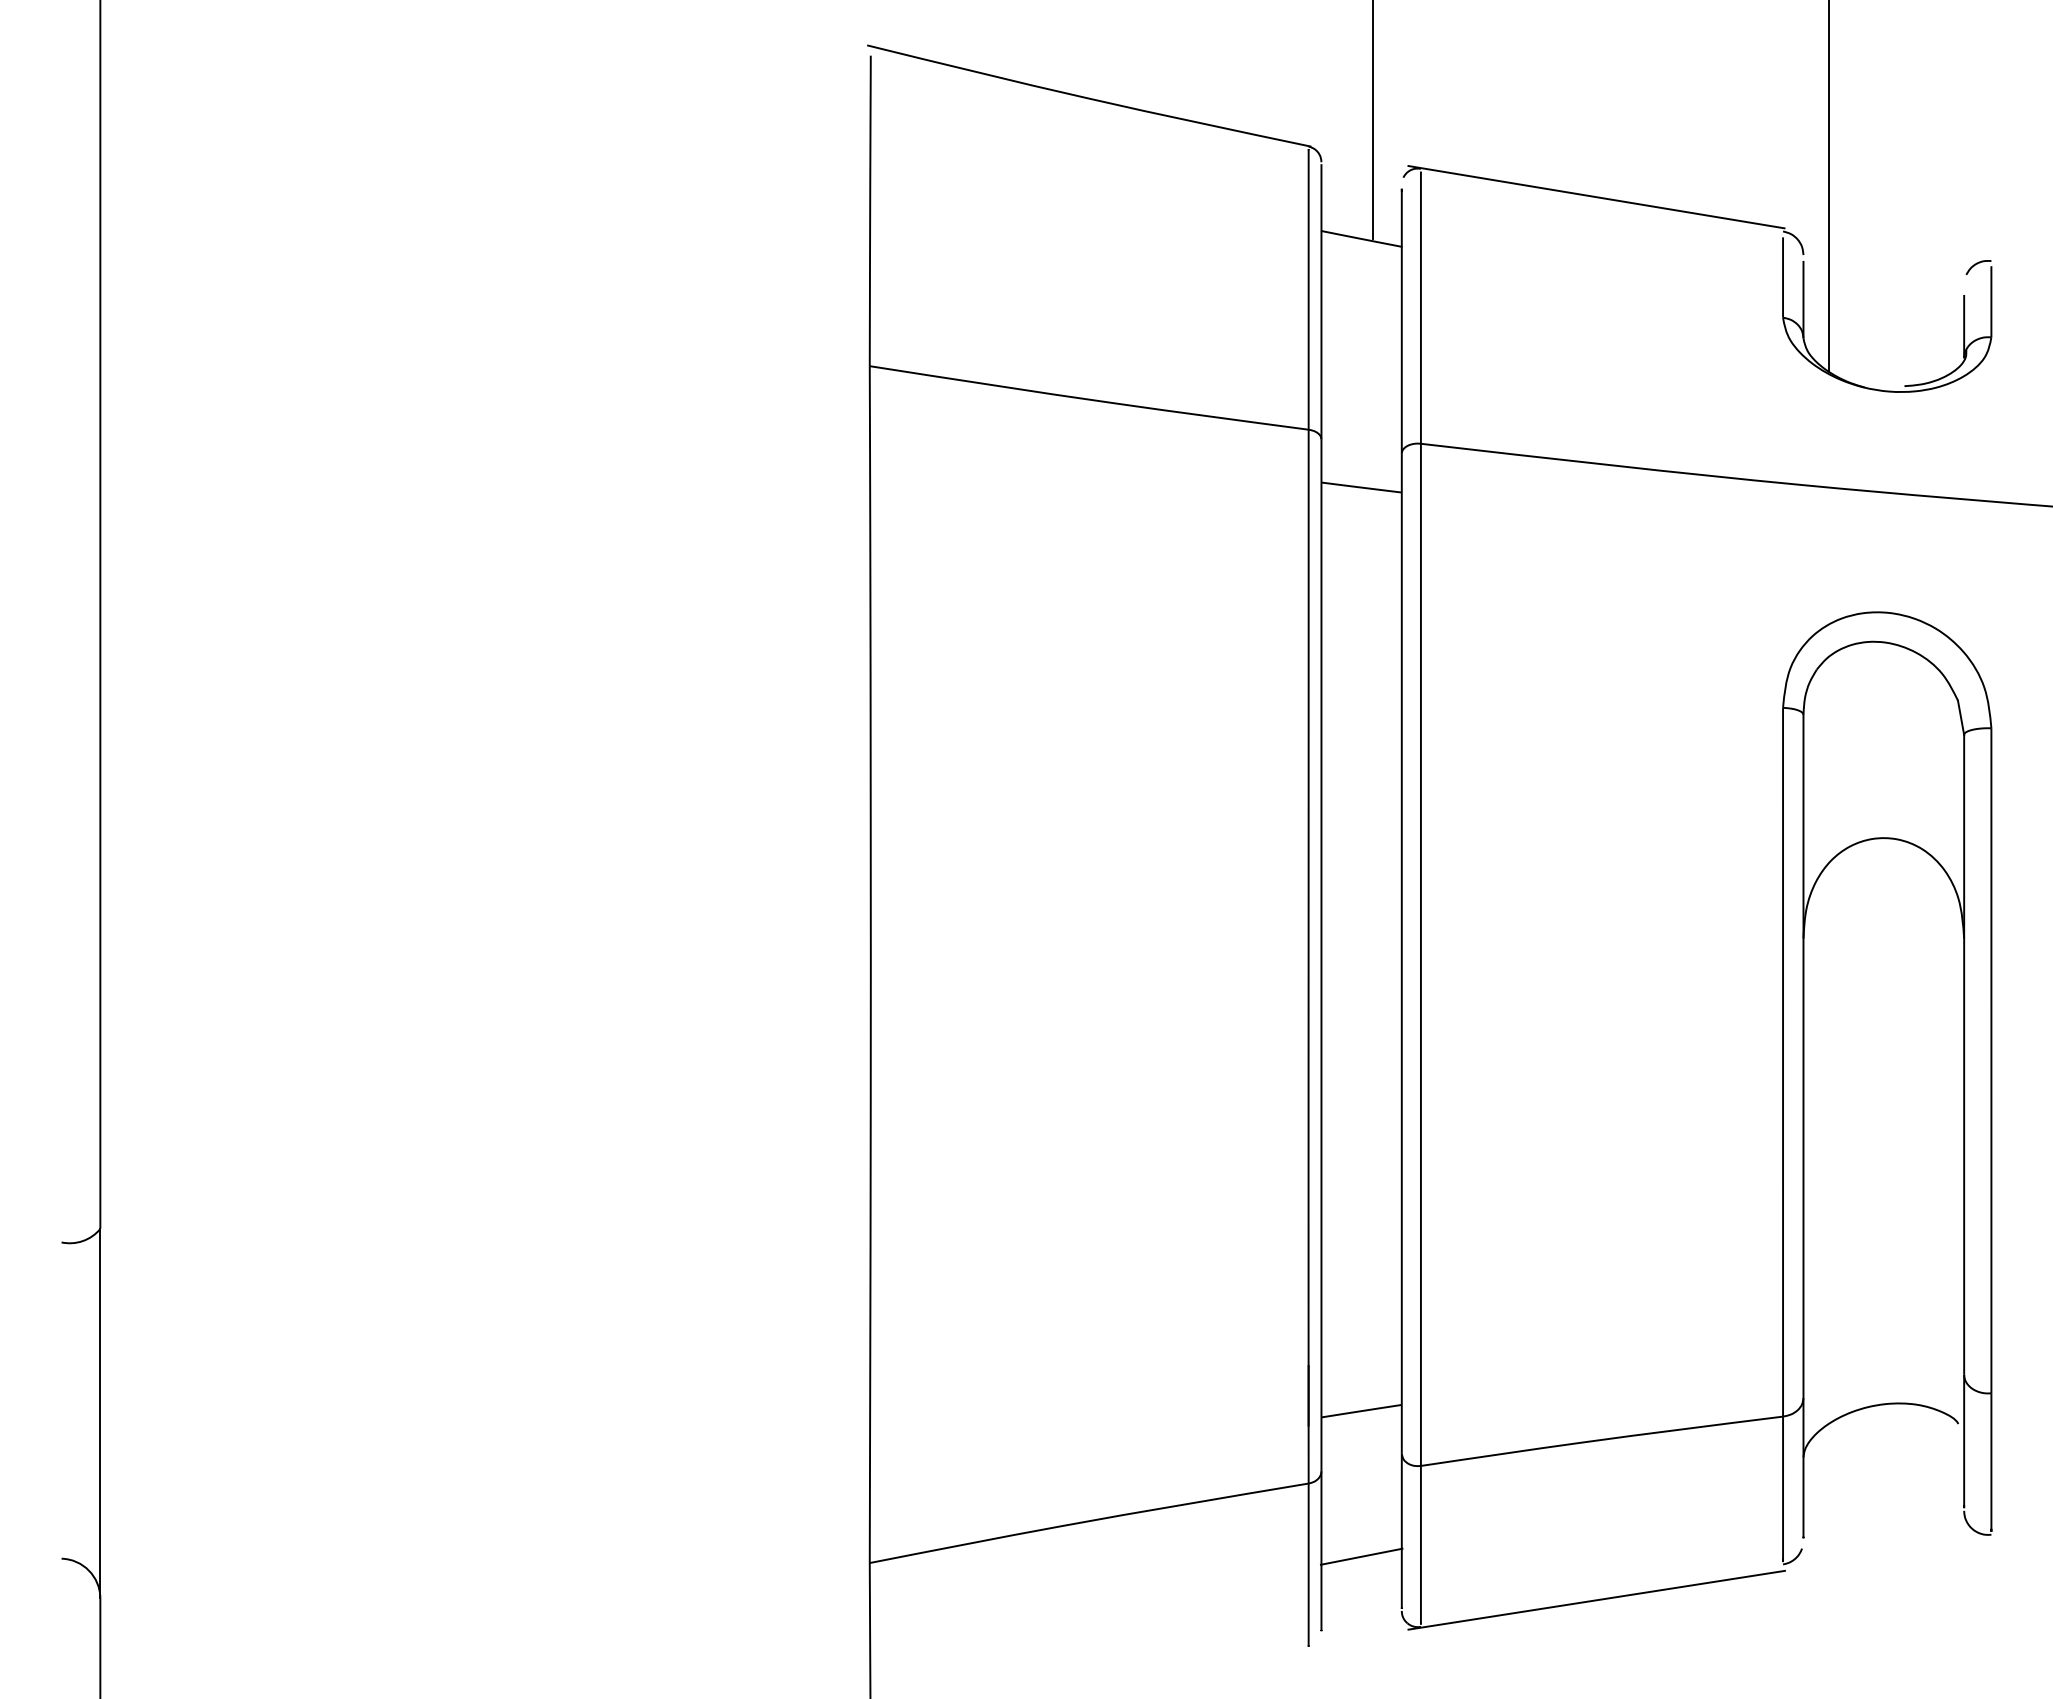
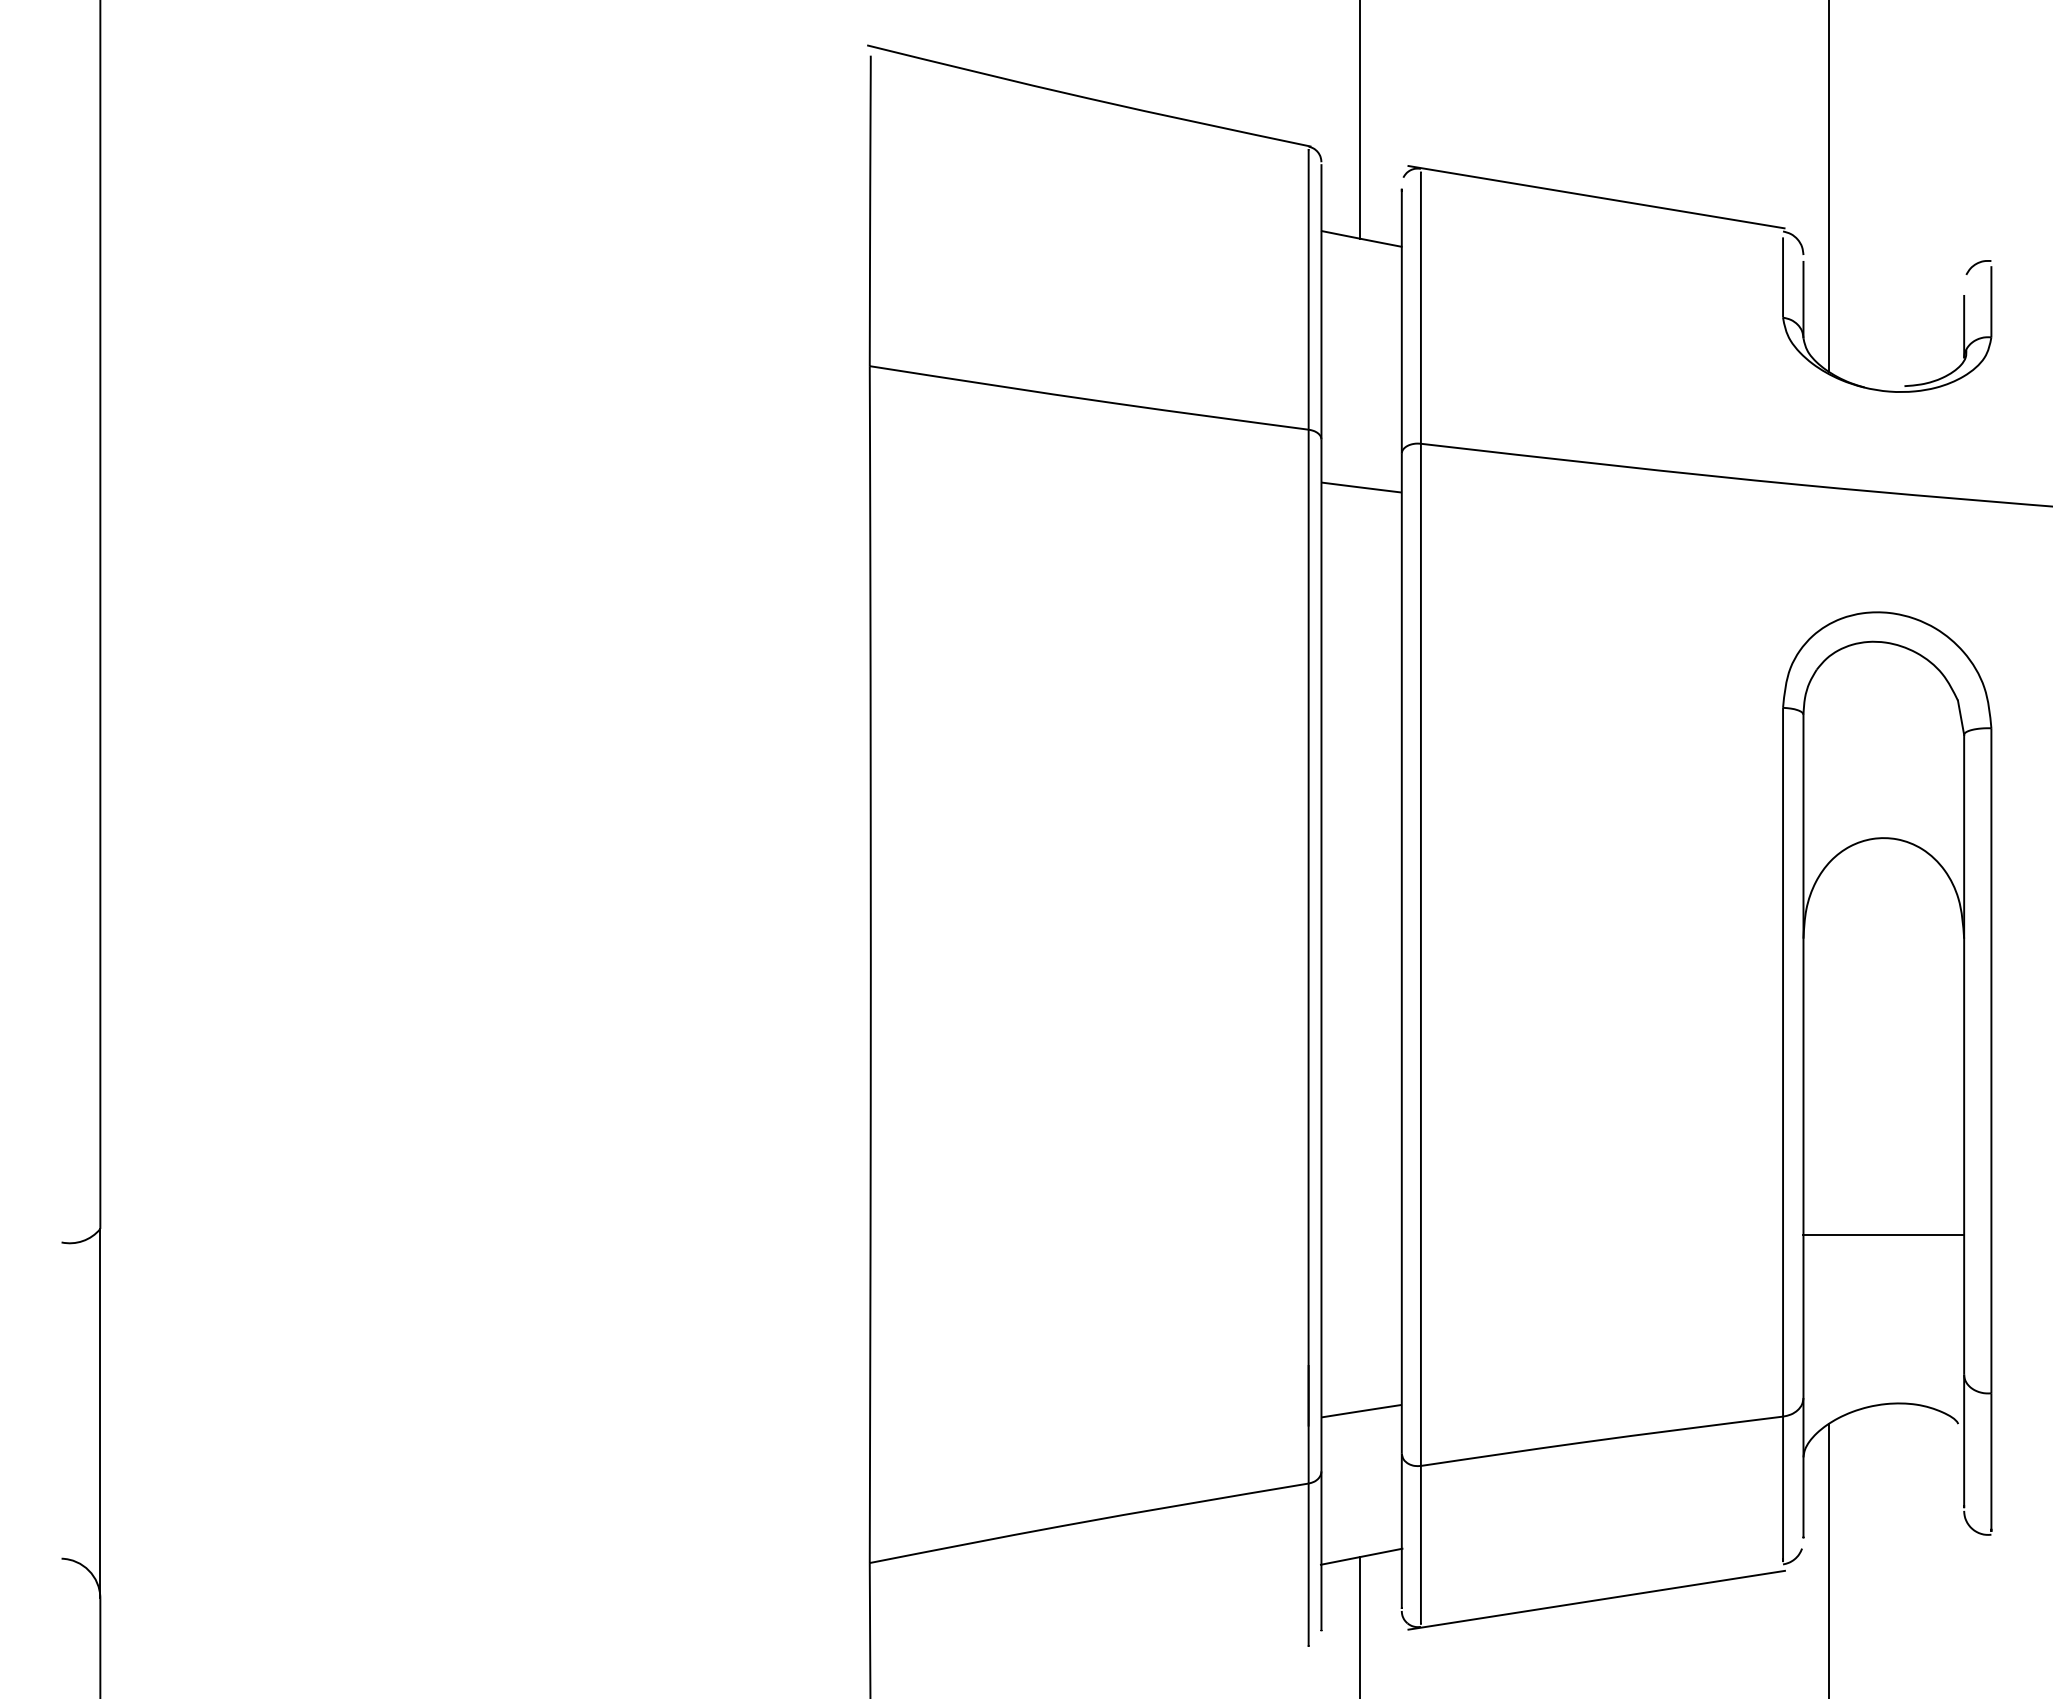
line position: (1372, 120) -> (1359, 120) (1359, 120)
line: none -> present (1883, 1235)
line: none -> present (1829, 1559)
line: none -> present (1359, 1626)
